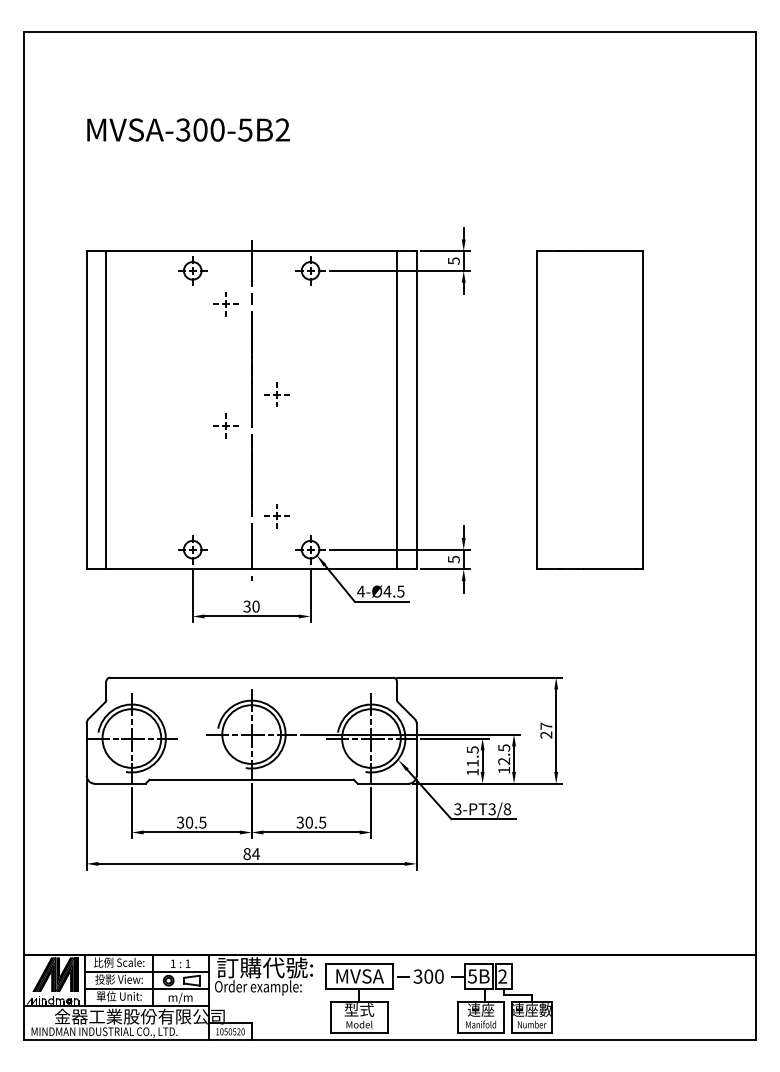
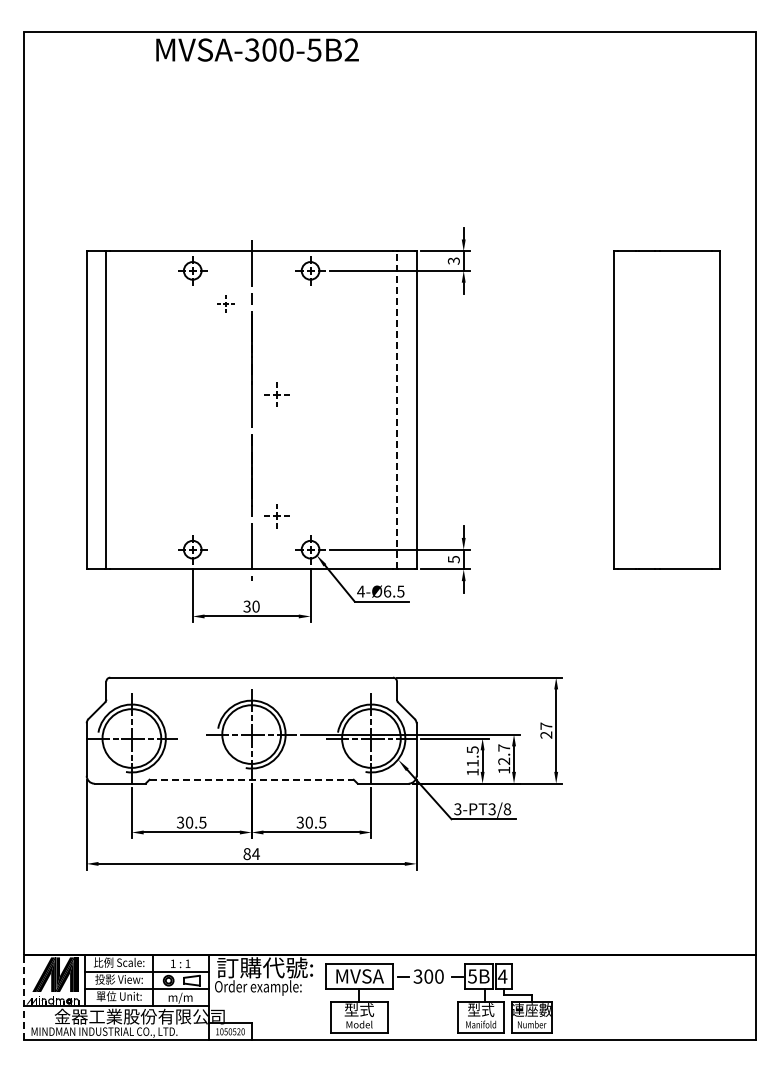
text position: (188, 129) -> (257, 49) (257, 49)
text: 5 -> 3 (452, 260)
part size: 26x25 px -> 18x18 px (225, 303)
line: solid -> dashed (396, 409)
part position: (589, 409) -> (666, 409) (666, 409)
part: present -> none (225, 425)
text: 4-Ø4.5 -> 4-Ø6.5 (387, 591)
text: 12.5 -> 12.7 (504, 747)
line: solid -> dashed (252, 779)
text: 2 -> 4 (502, 976)
line: solid -> dashed (23, 997)
text: 連座 -> 型式 (481, 1009)
